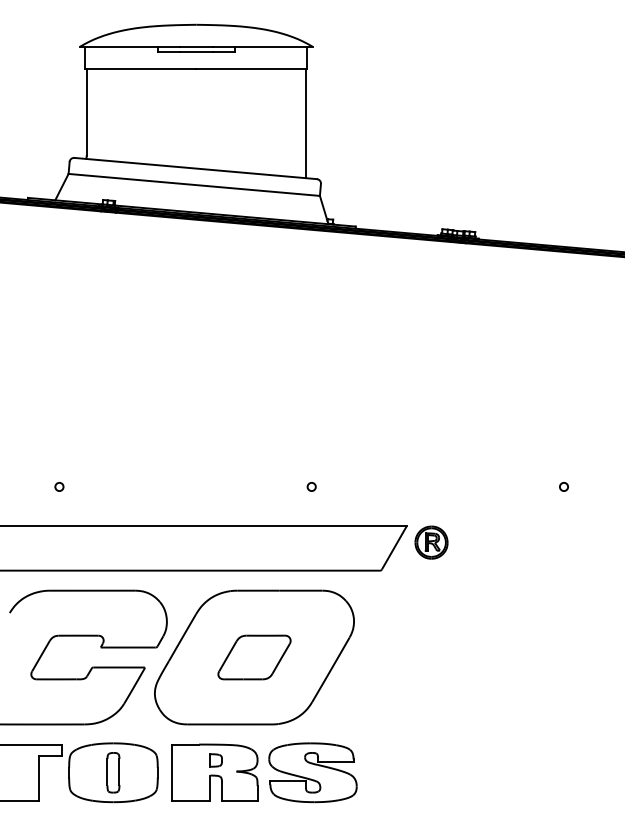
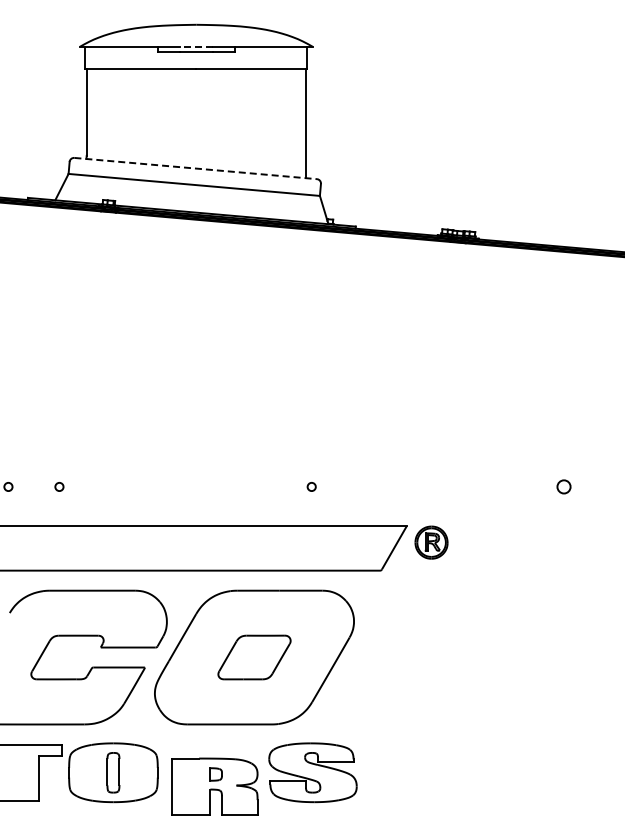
line: solid -> dashed (195, 46)
line: solid -> dashed (195, 168)
circle: none -> present (8, 486)
circle size: 10x10 px -> 16x16 px (563, 486)
part position: (214, 772) -> (214, 786) (214, 786)
